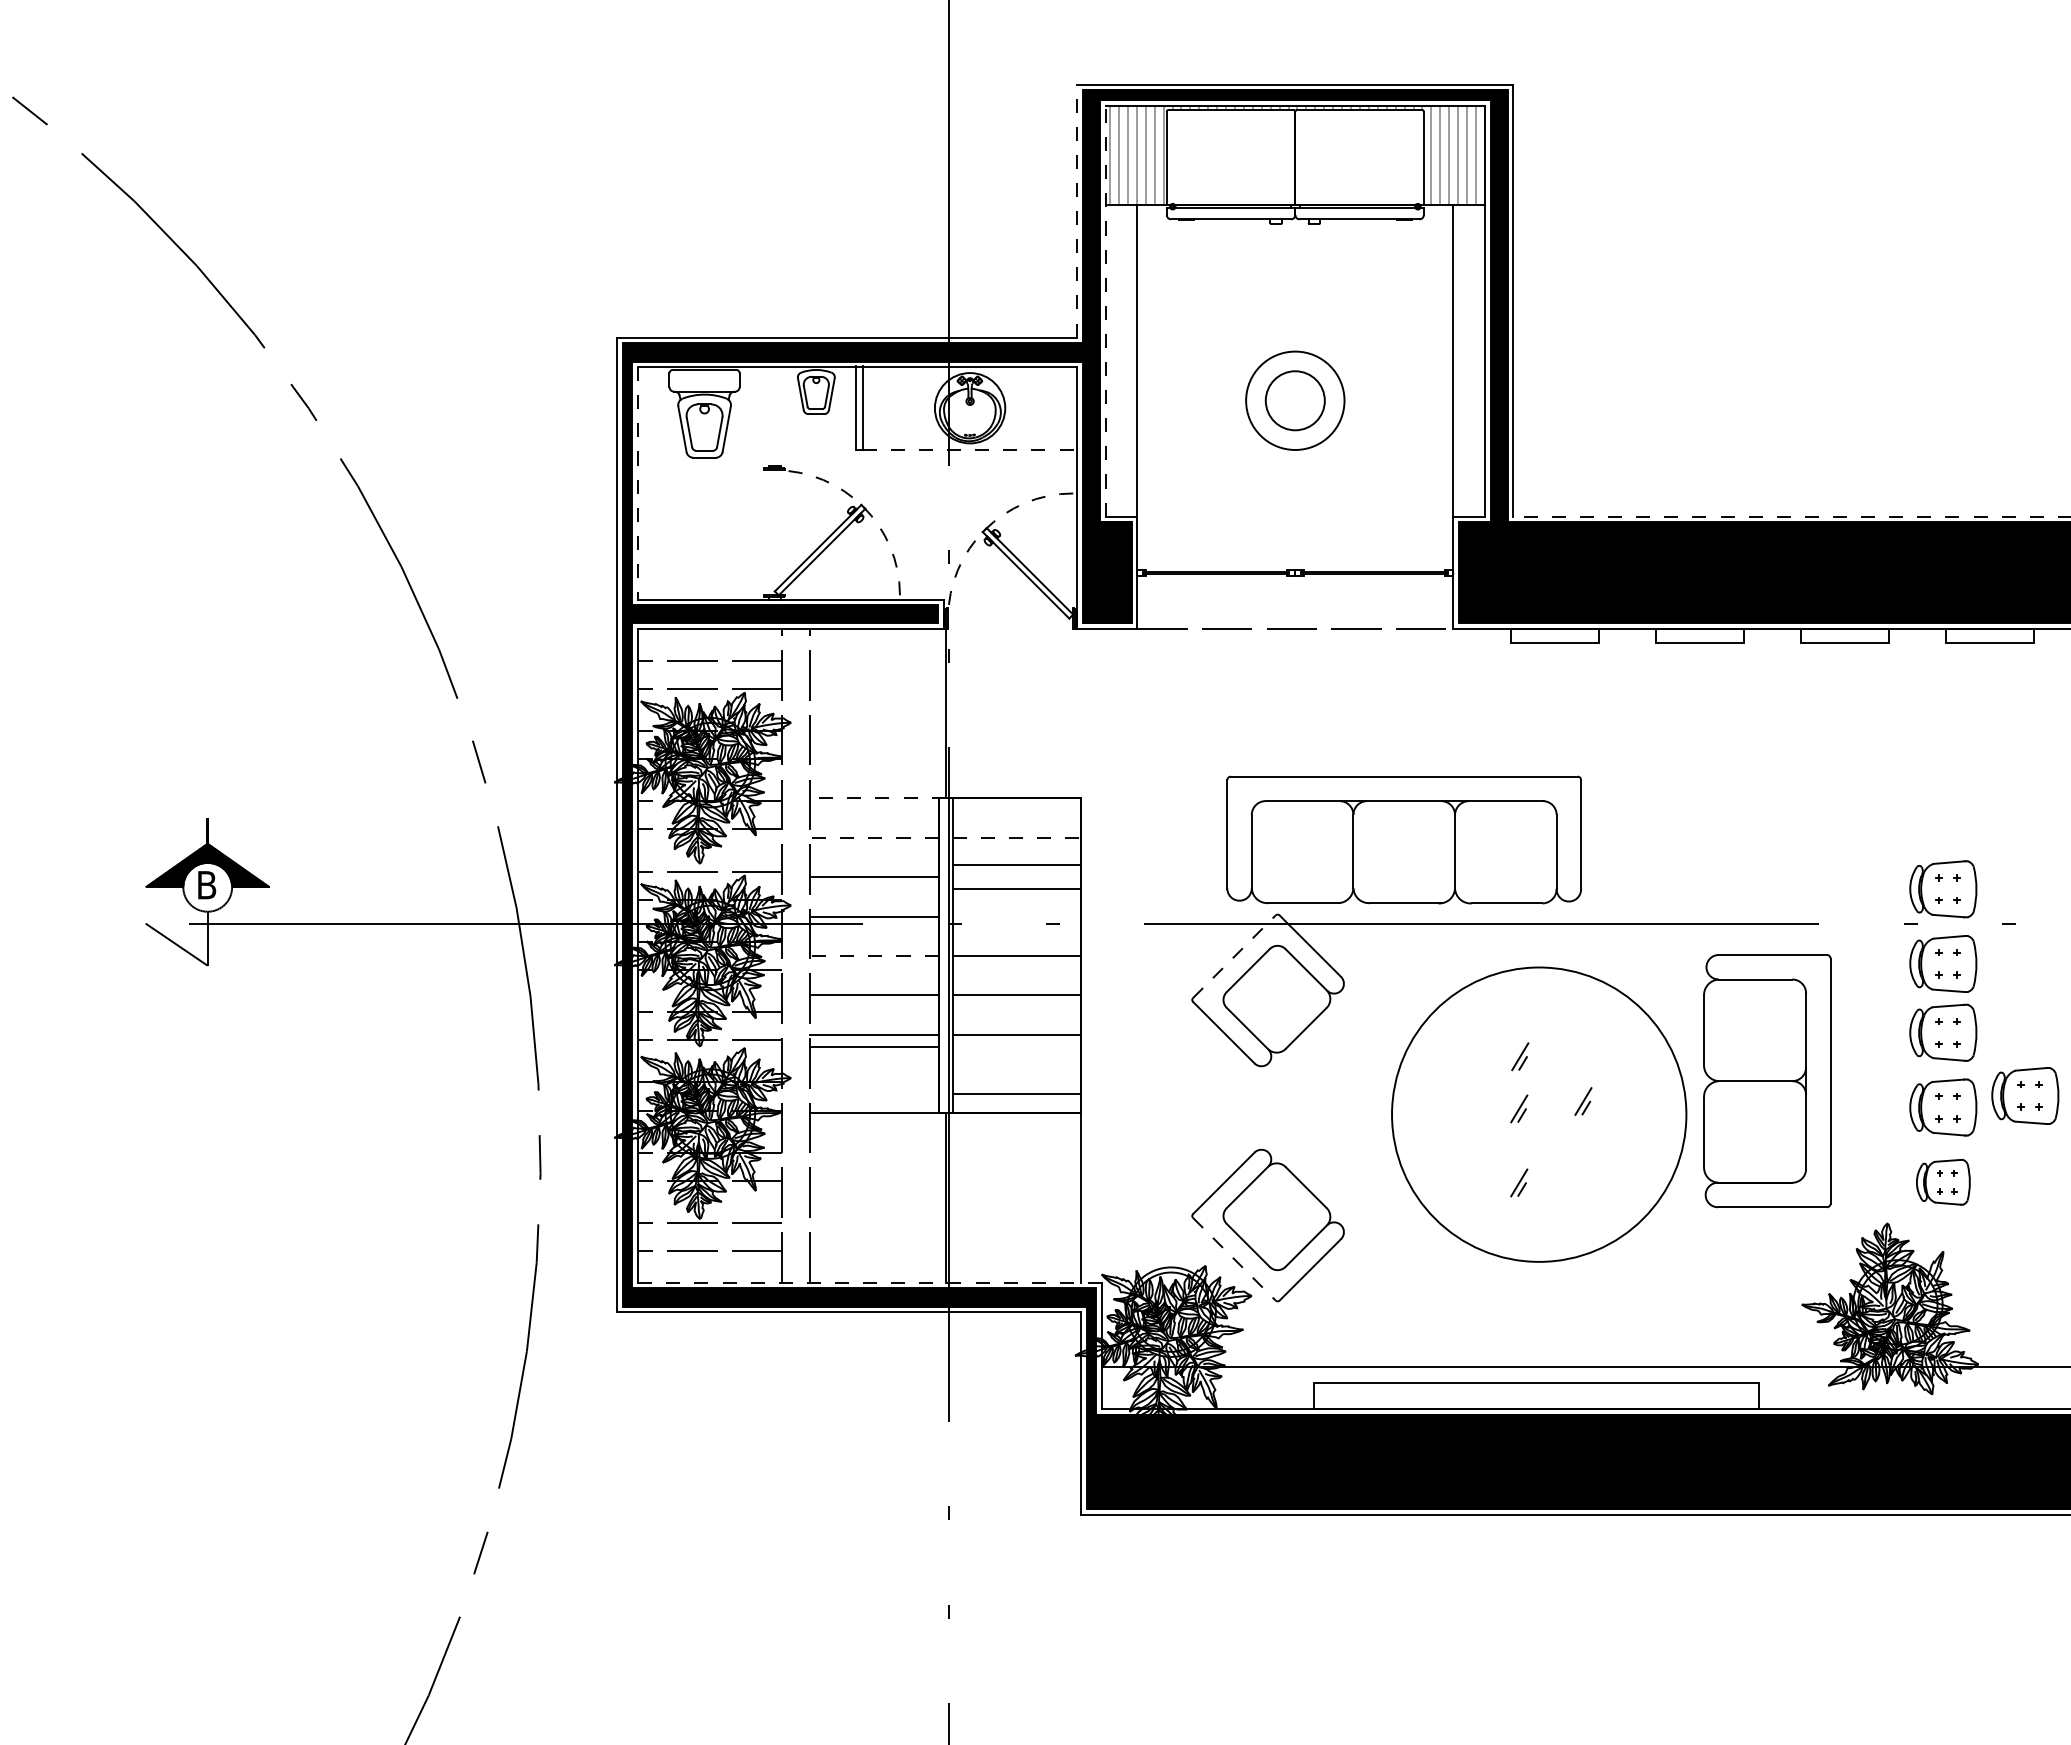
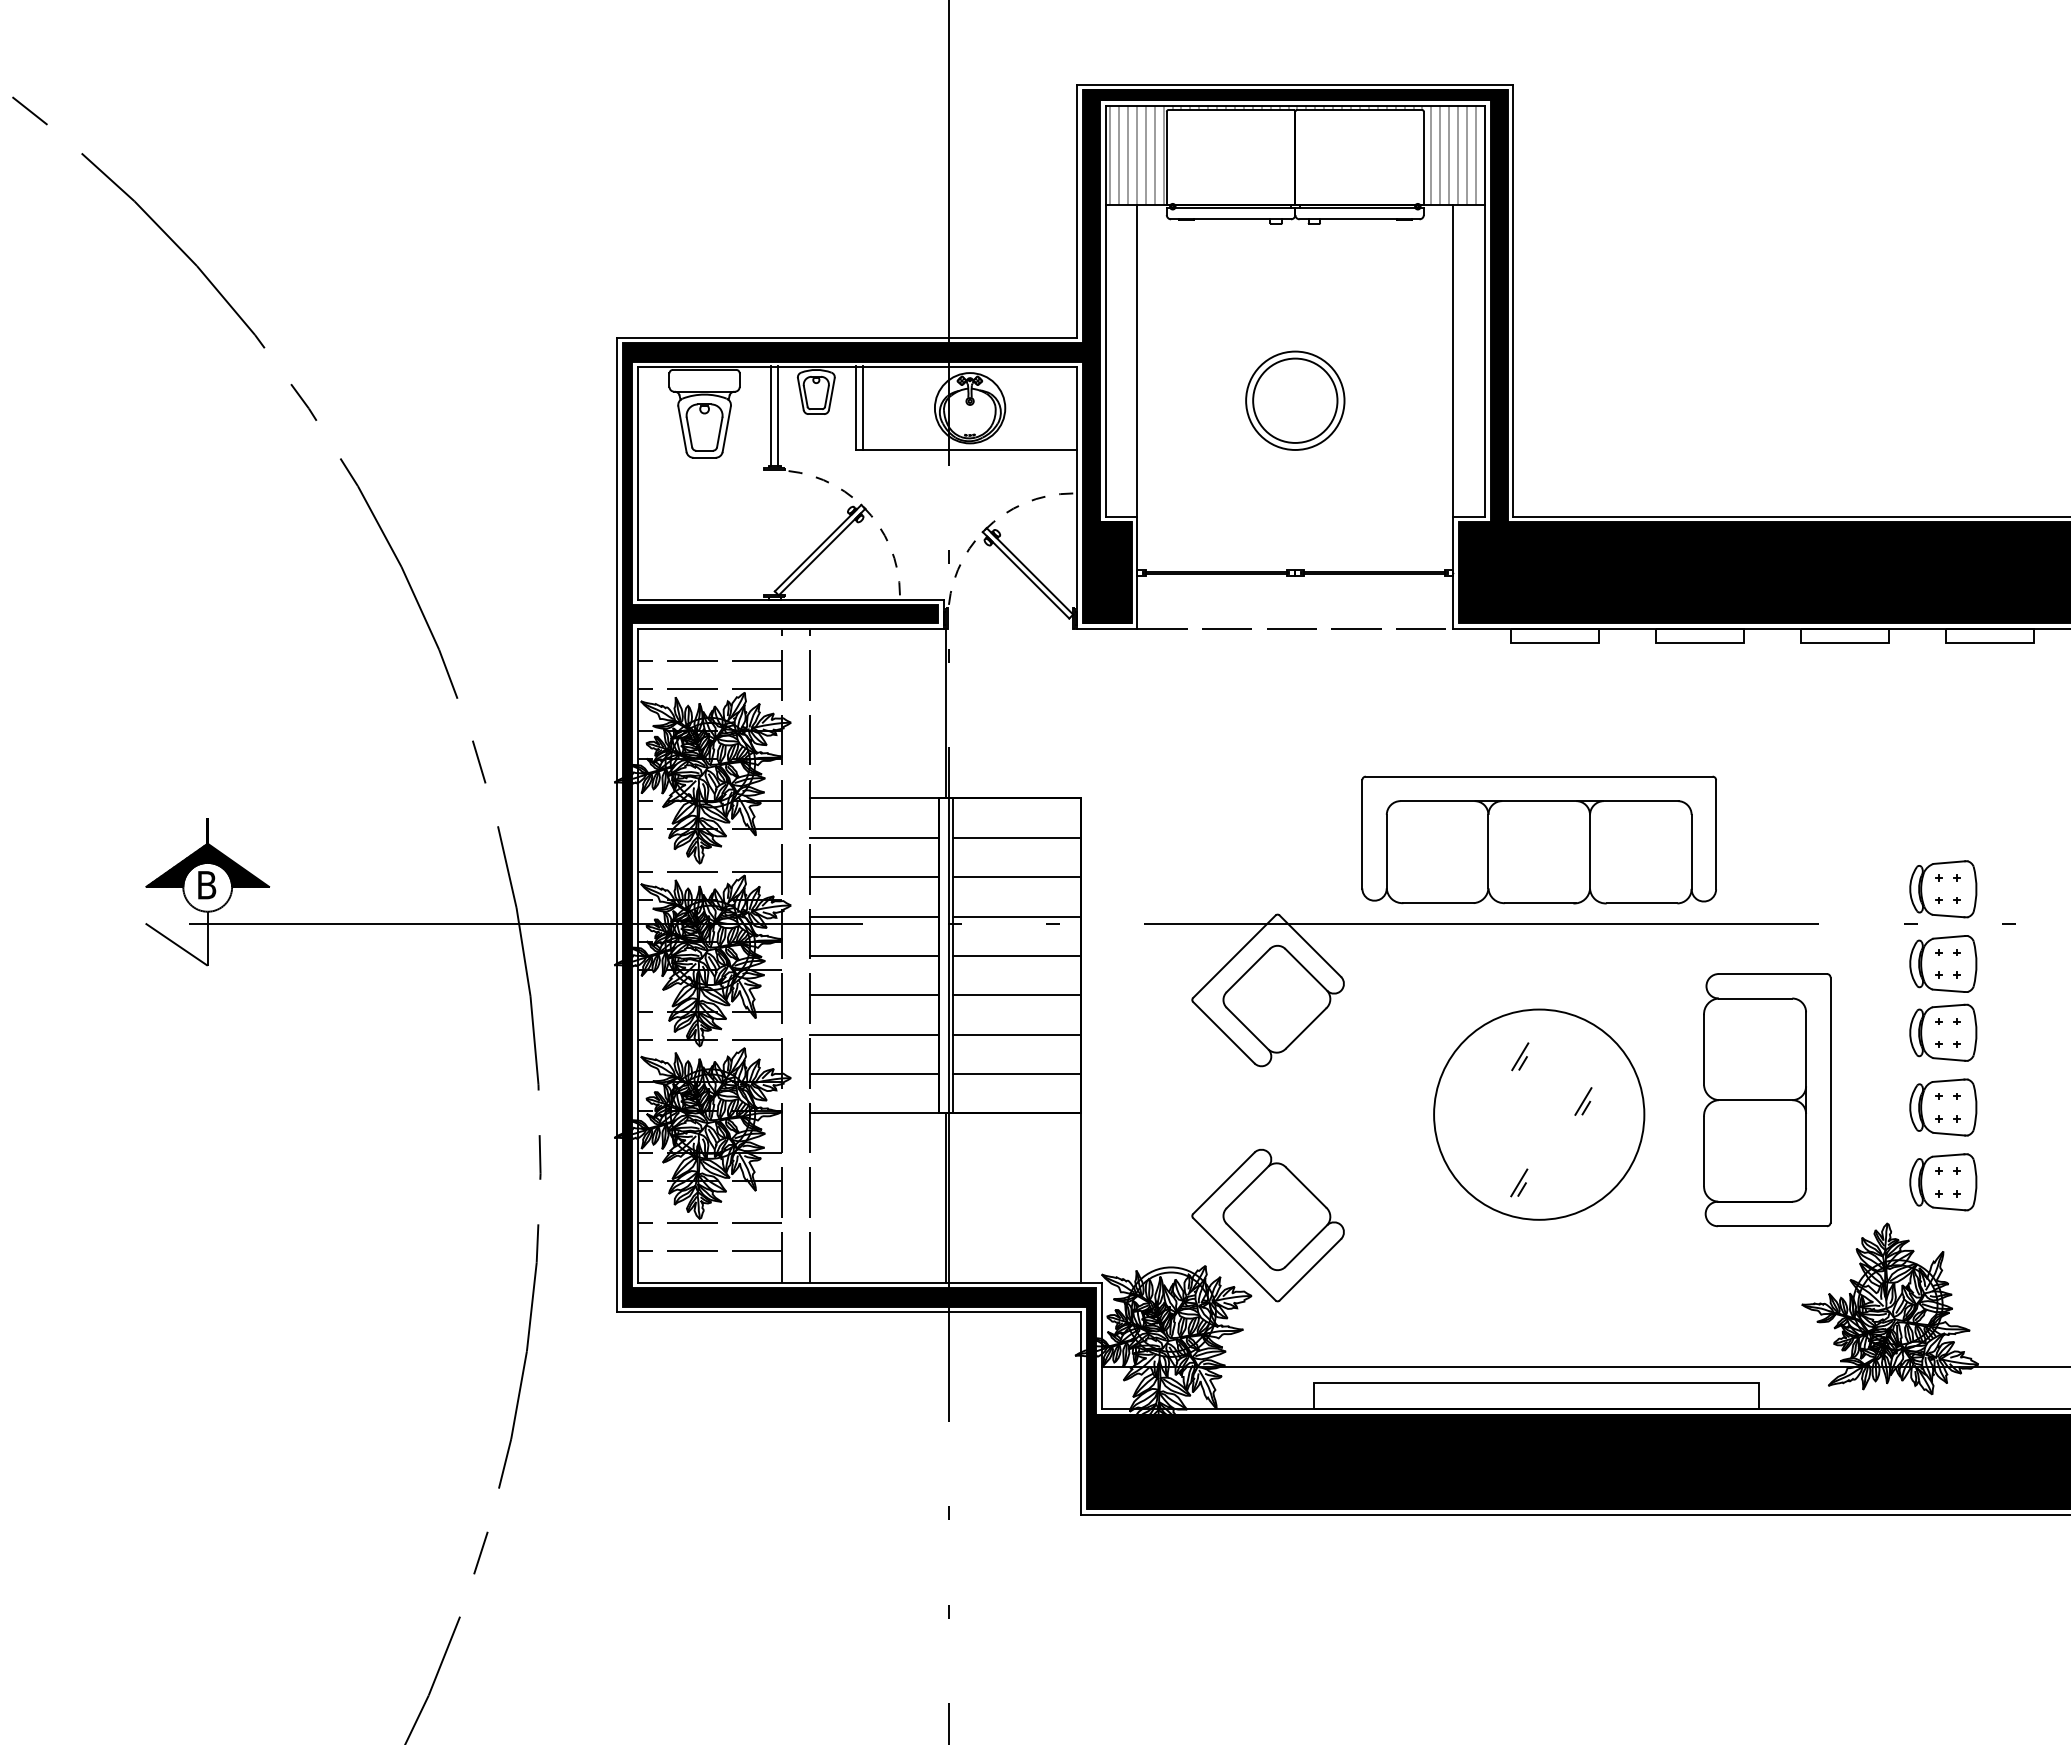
line: dashed -> solid (1077, 211)
line: dashed -> solid (1105, 310)
circle diameter: 59 px -> 84 px (1295, 400)
line: none -> present (771, 415)
line: none -> present (778, 415)
line: dashed -> solid (970, 450)
line: dashed -> solid (637, 483)
line: dashed -> solid (1792, 516)
line: dashed -> solid (878, 798)
line: dashed -> solid (874, 837)
line: dashed -> solid (1017, 837)
part position: (1403, 839) -> (1538, 839) (1538, 839)
line position: (1016, 865) -> (1016, 877) (1016, 877)
line position: (1016, 888) -> (1016, 916) (1016, 916)
line: dashed -> solid (874, 955)
line: dashed -> solid (1234, 956)
line position: (874, 1046) -> (874, 1073) (874, 1073)
part position: (1767, 1081) -> (1767, 1100) (1767, 1100)
line position: (1016, 1093) -> (1016, 1073) (1016, 1073)
part: present -> none (2025, 1095)
part: present -> none (1519, 1108)
circle diameter: 294 px -> 210 px (1539, 1114)
part size: 55x47 px -> 69x59 px (1943, 1182)
line: dashed -> solid (1234, 1259)
line: dashed -> solid (869, 1282)
